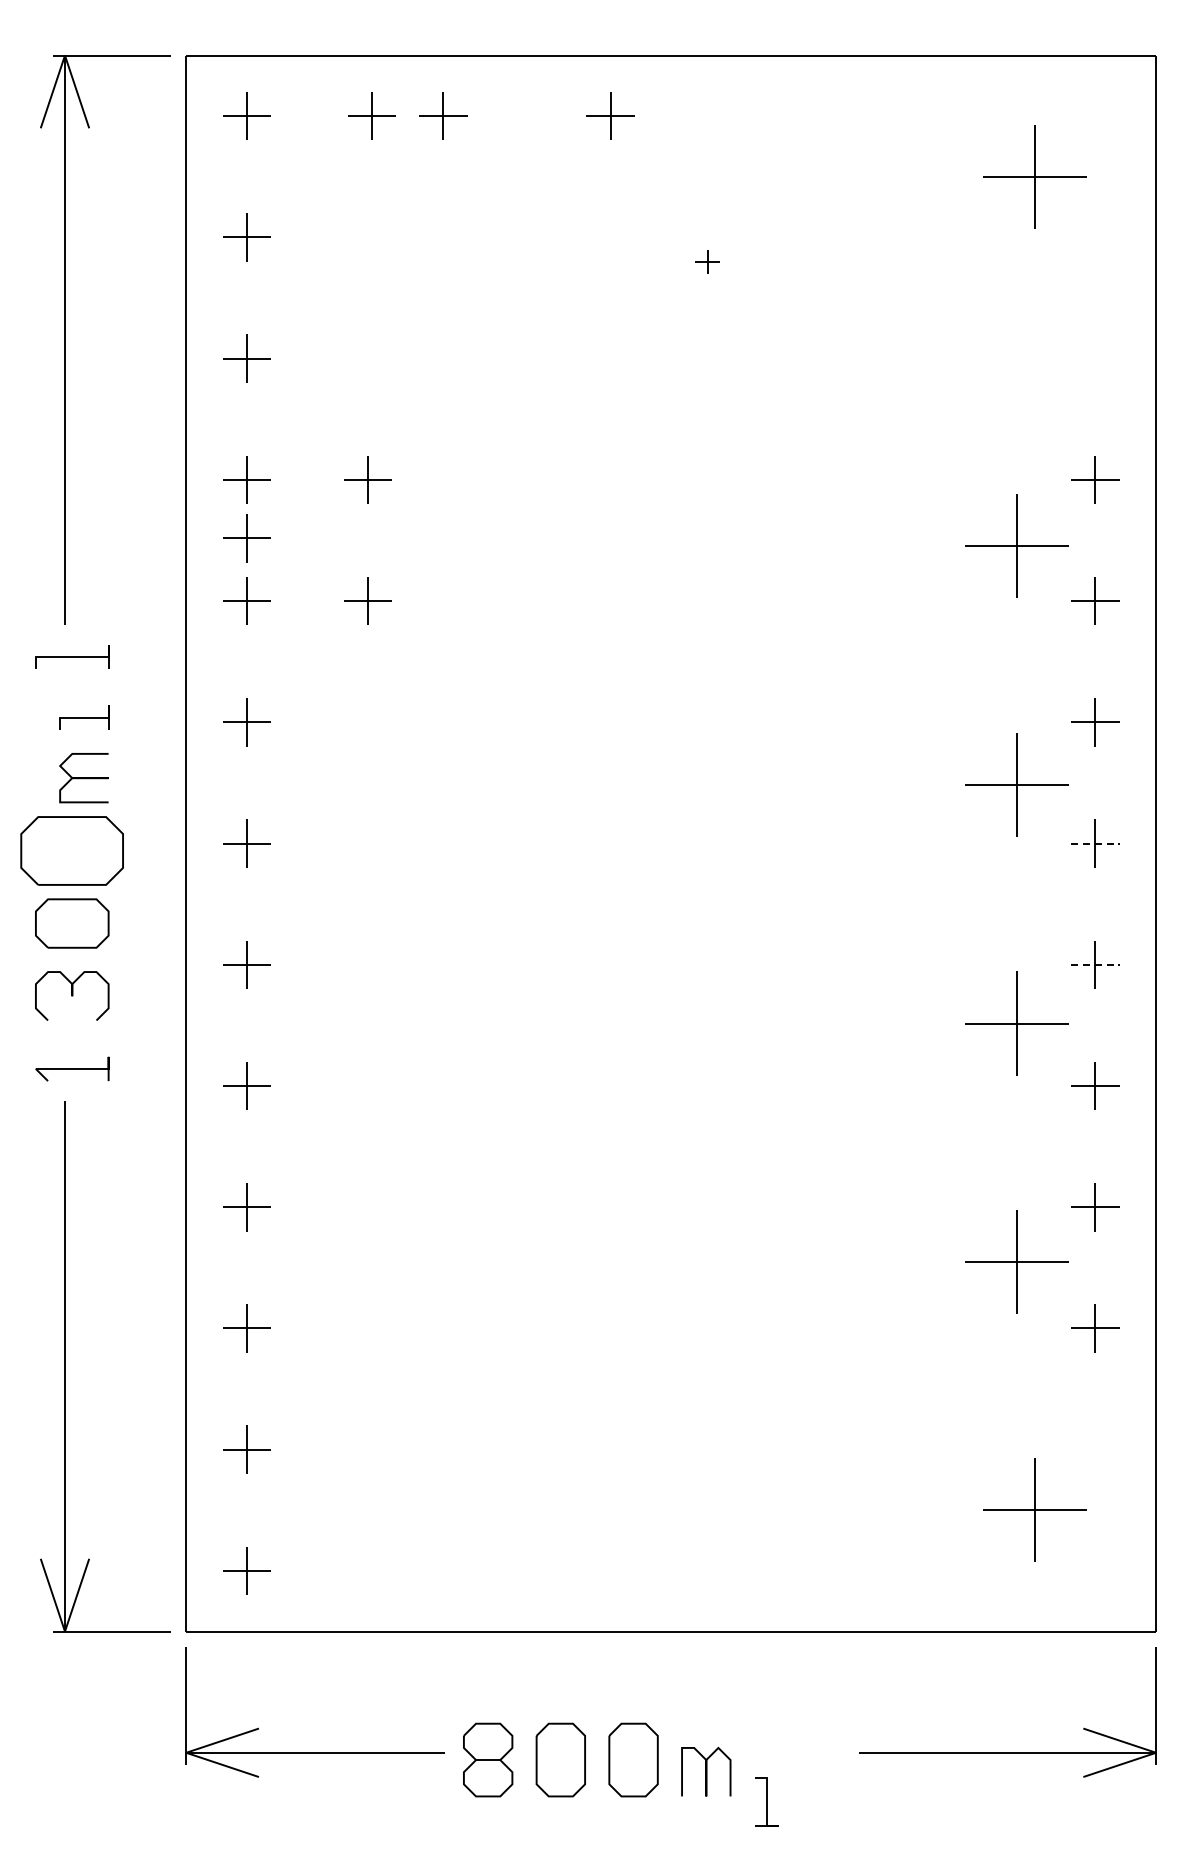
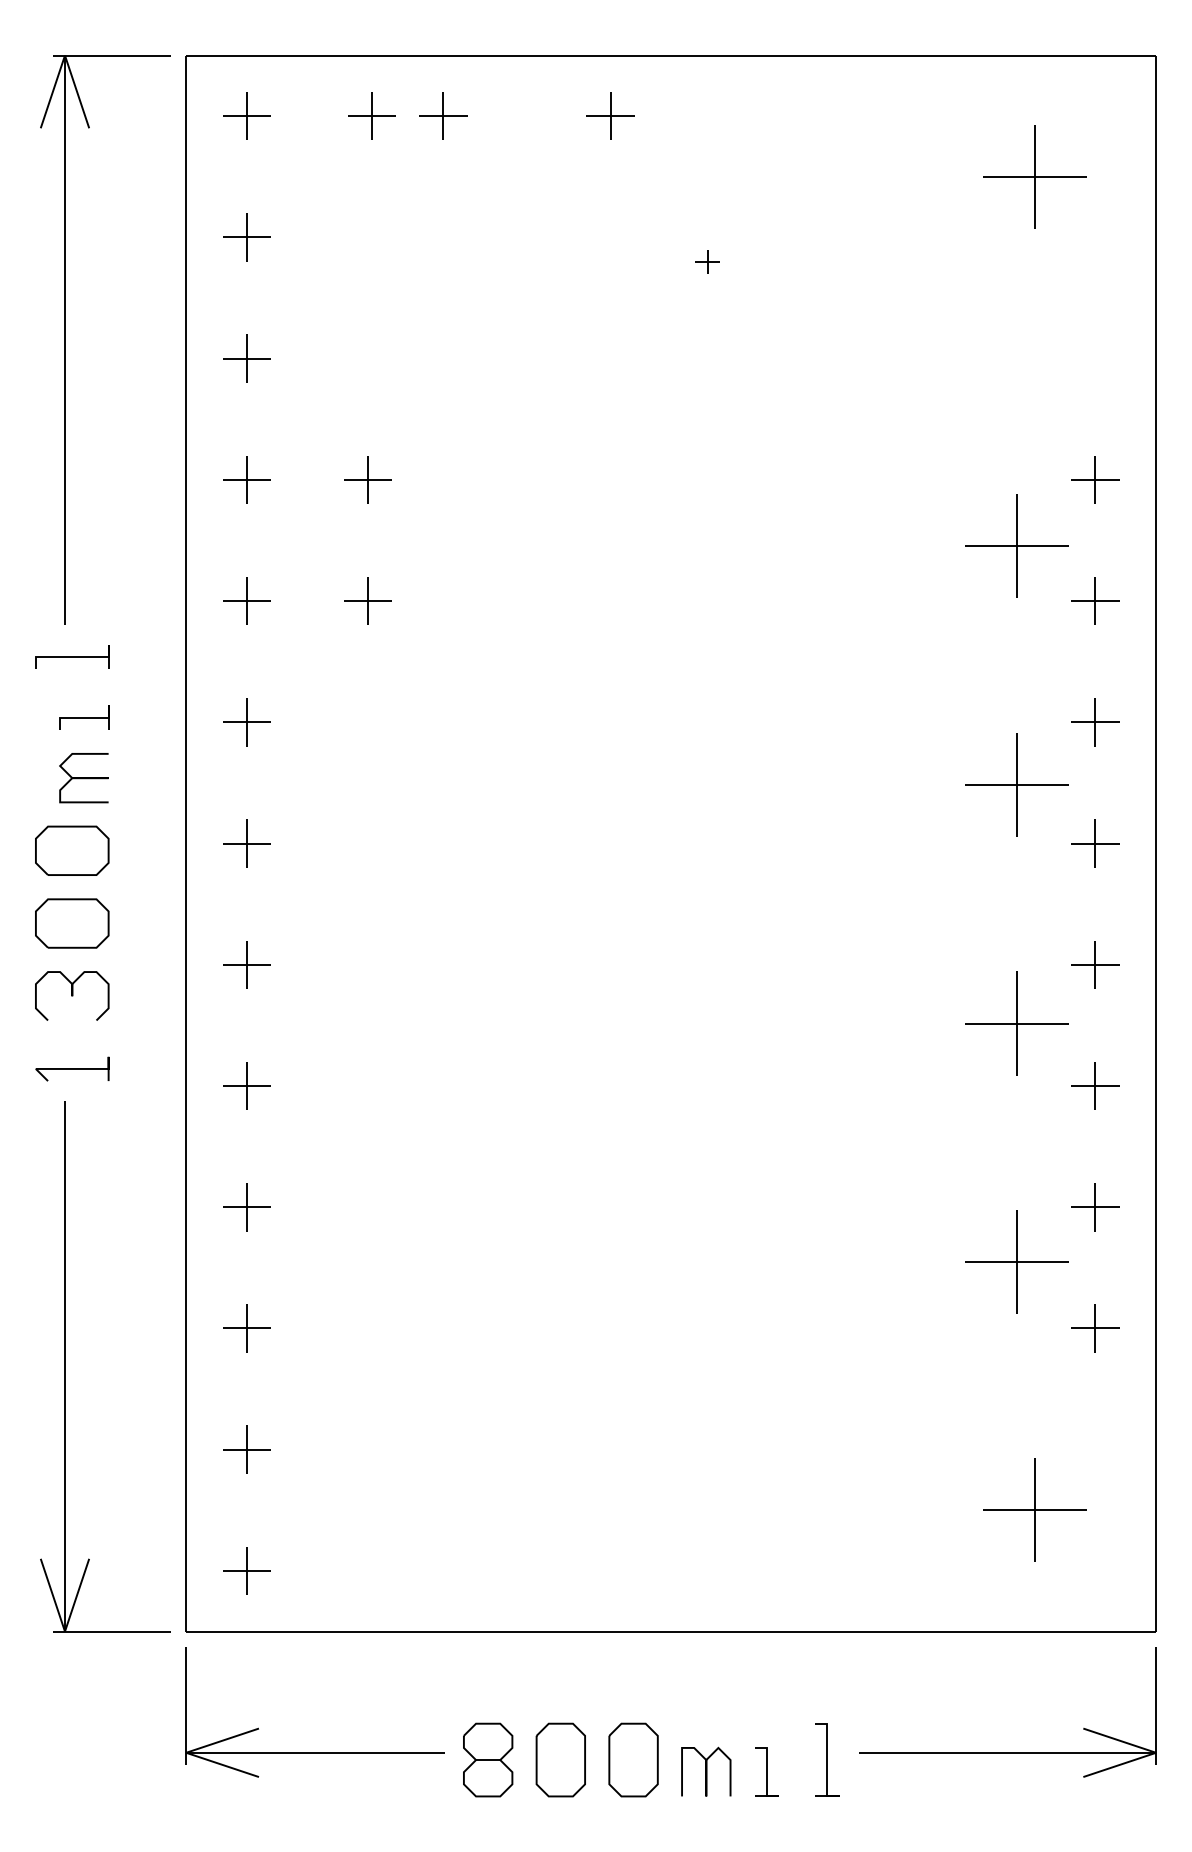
part: present -> none (246, 538)
line: dashed -> solid (1095, 843)
part size: 104x70 px -> 75x51 px (72, 850)
line: dashed -> solid (1095, 964)
line: none -> present (827, 1759)
line position: (766, 1801) -> (766, 1771) (766, 1771)
